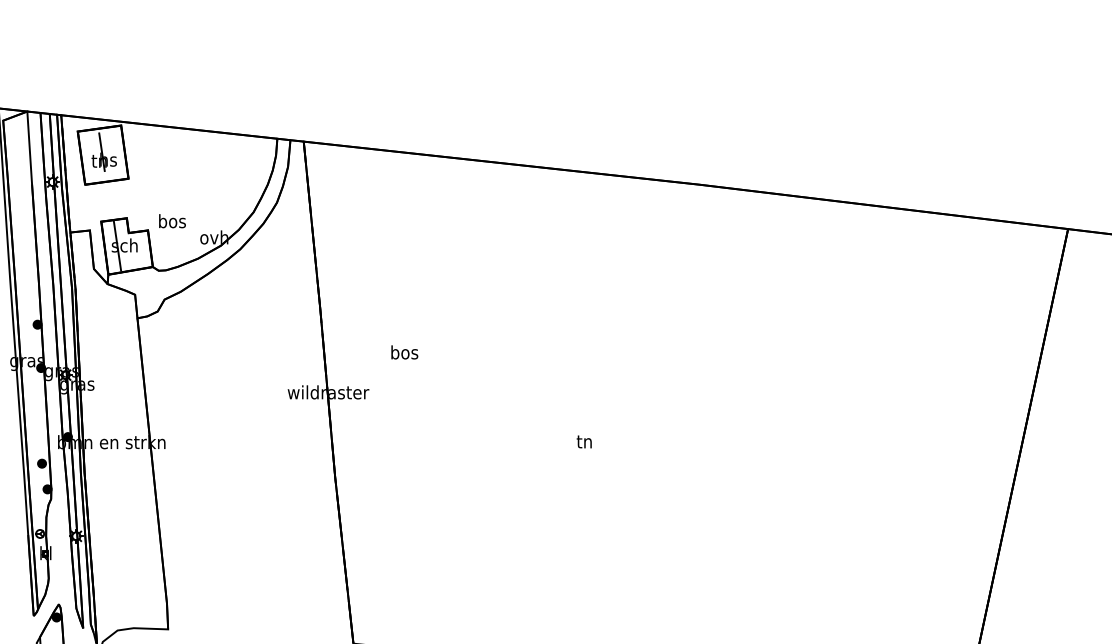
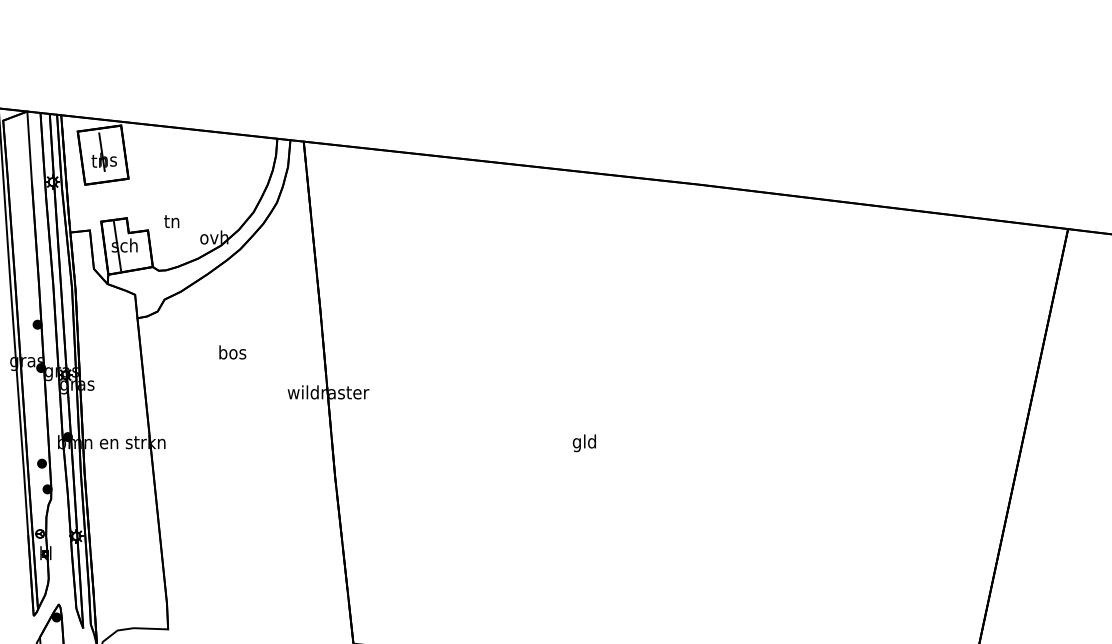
text: bos -> tn (172, 221)
text position: (404, 352) -> (232, 352) (232, 352)
text: tn -> gld (583, 443)
